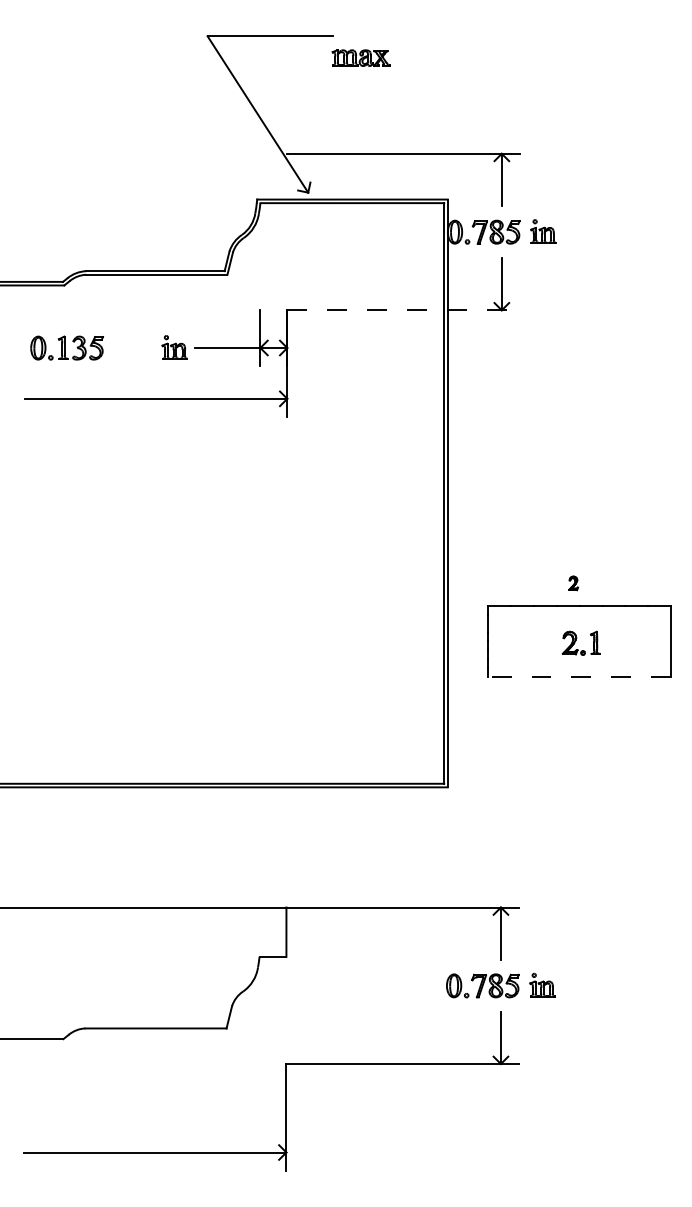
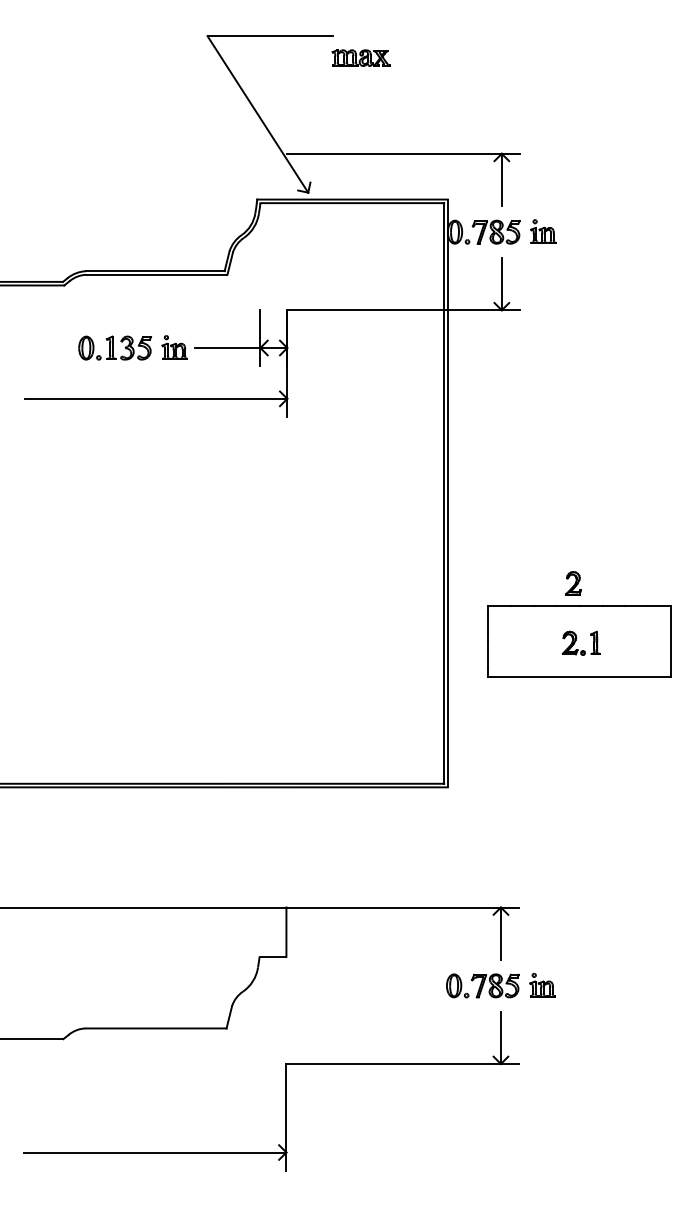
line: dashed -> solid (404, 310)
part position: (66, 347) -> (114, 347) (114, 347)
part size: 12x17 px -> 17x25 px (573, 583)
line: dashed -> solid (579, 676)
